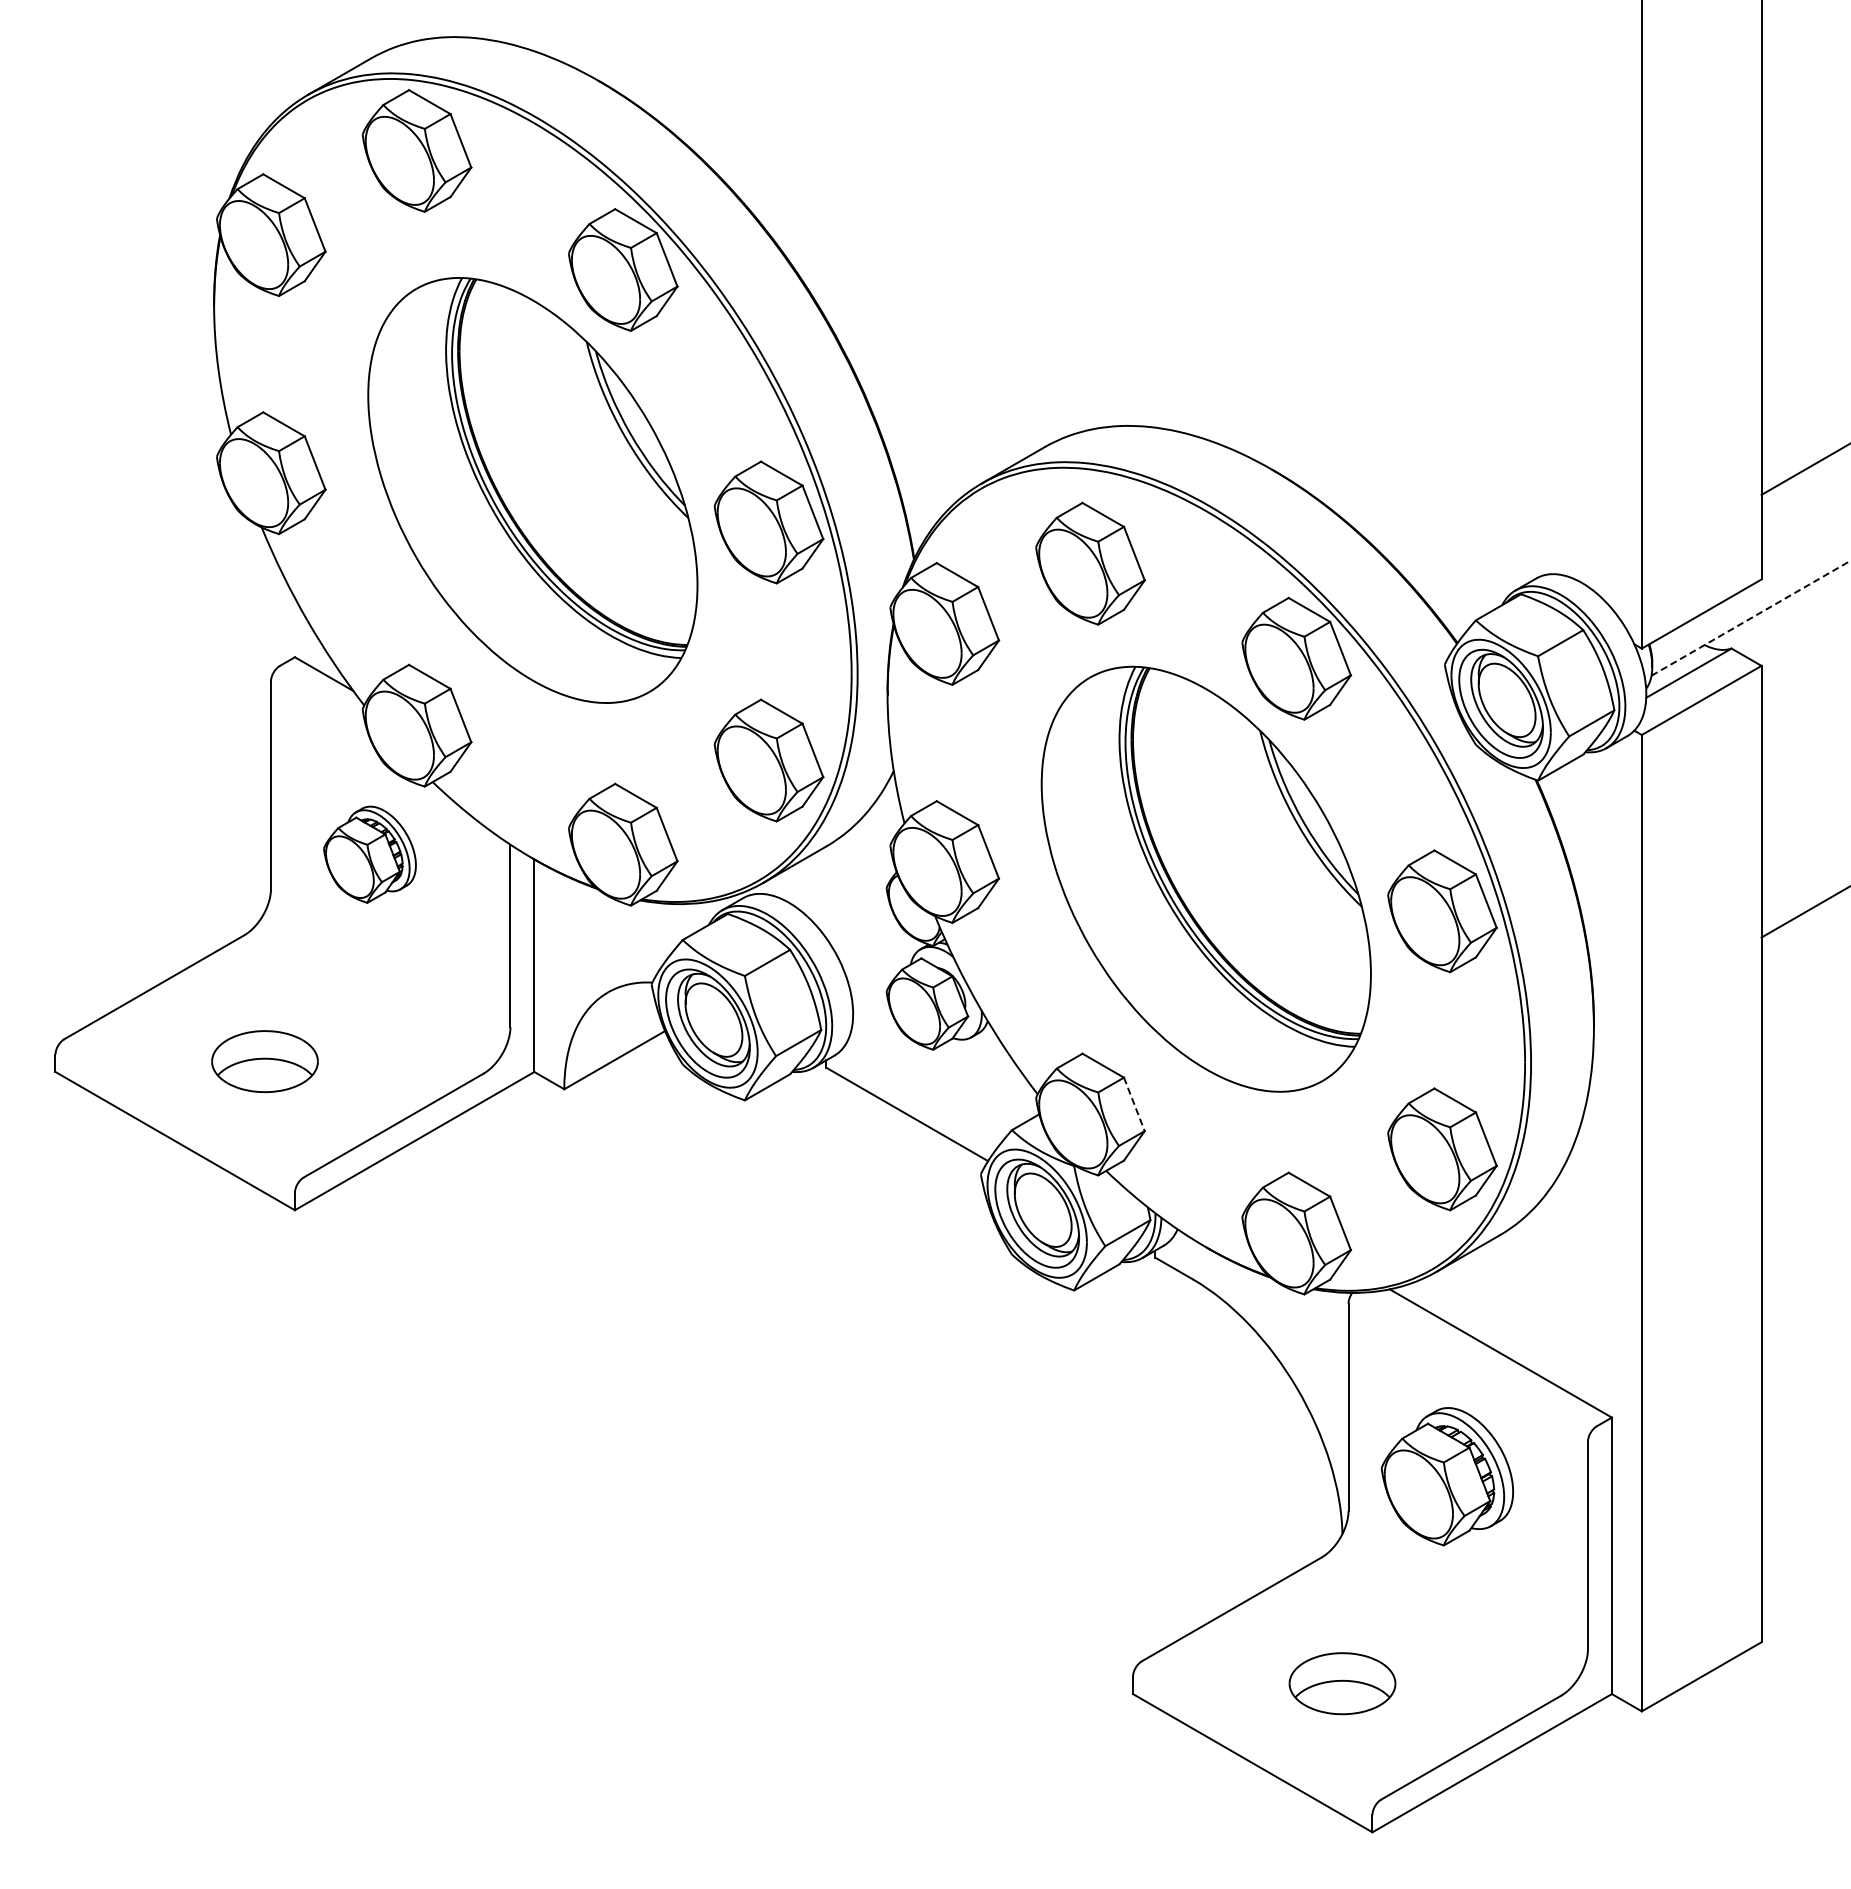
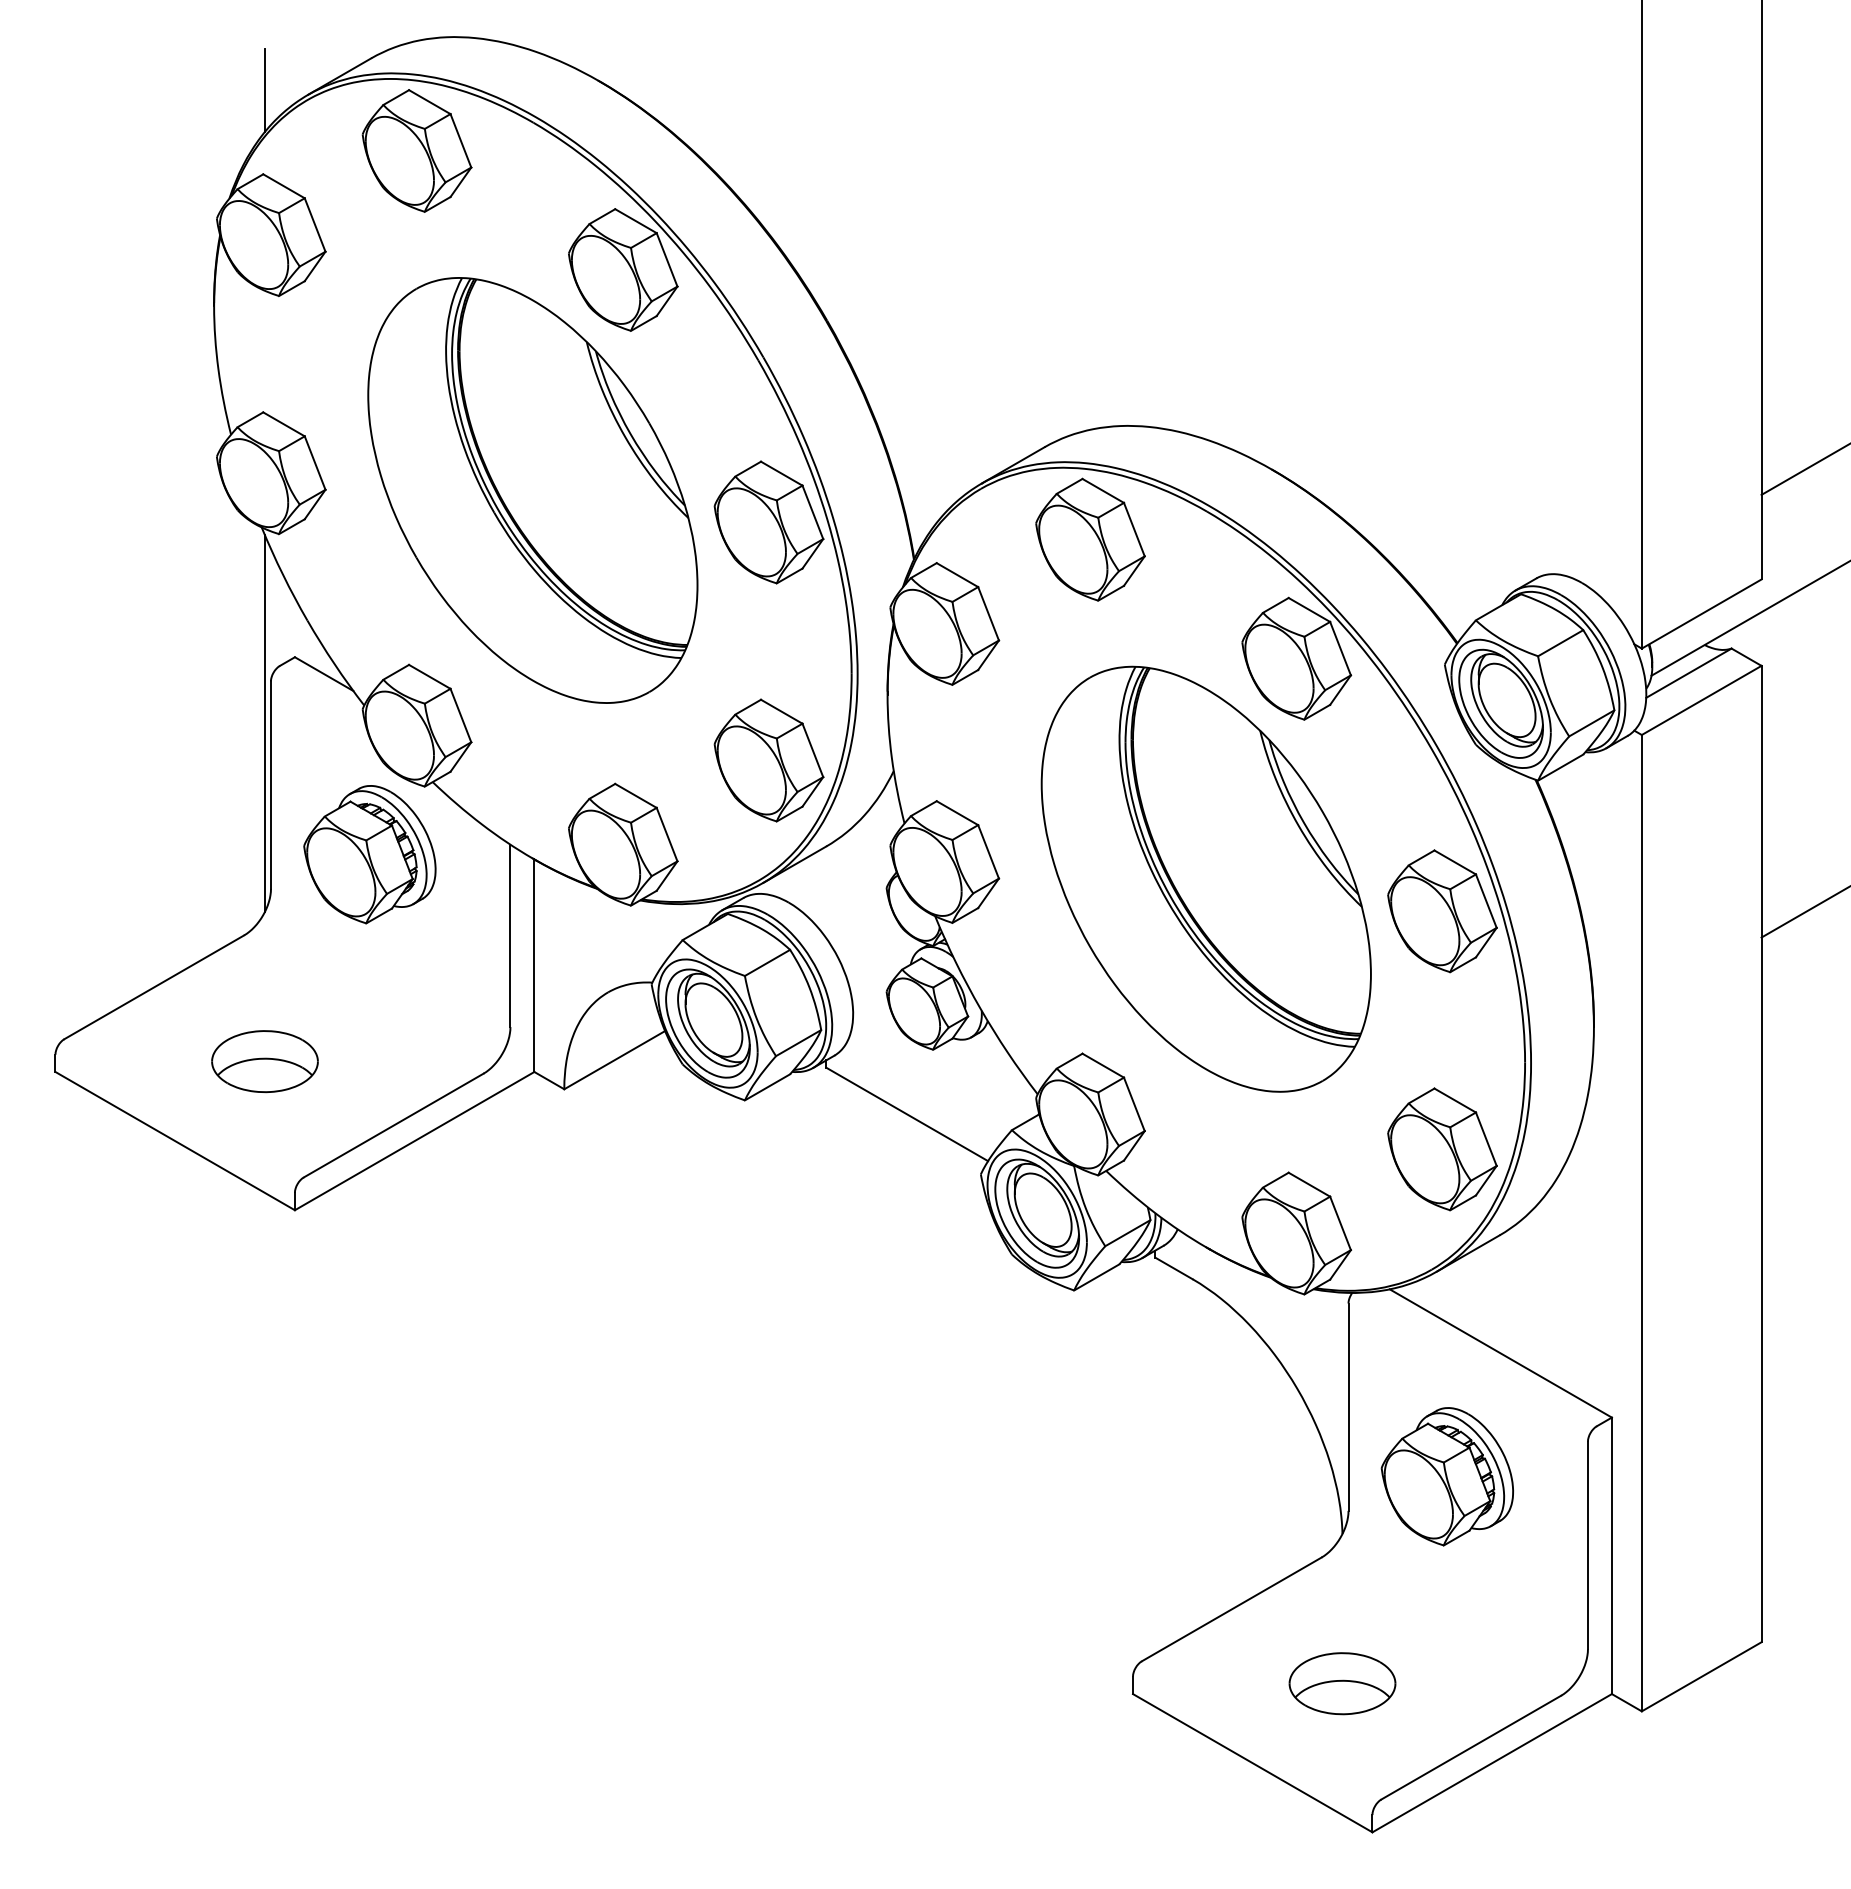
line: none -> present (265, 89)
part position: (1090, 563) -> (1090, 539) (1090, 539)
line: dashed -> solid (1751, 618)
line: none -> present (265, 723)
part size: 94x99 px -> 134x140 px (369, 854)
line: dashed -> solid (1134, 1104)
